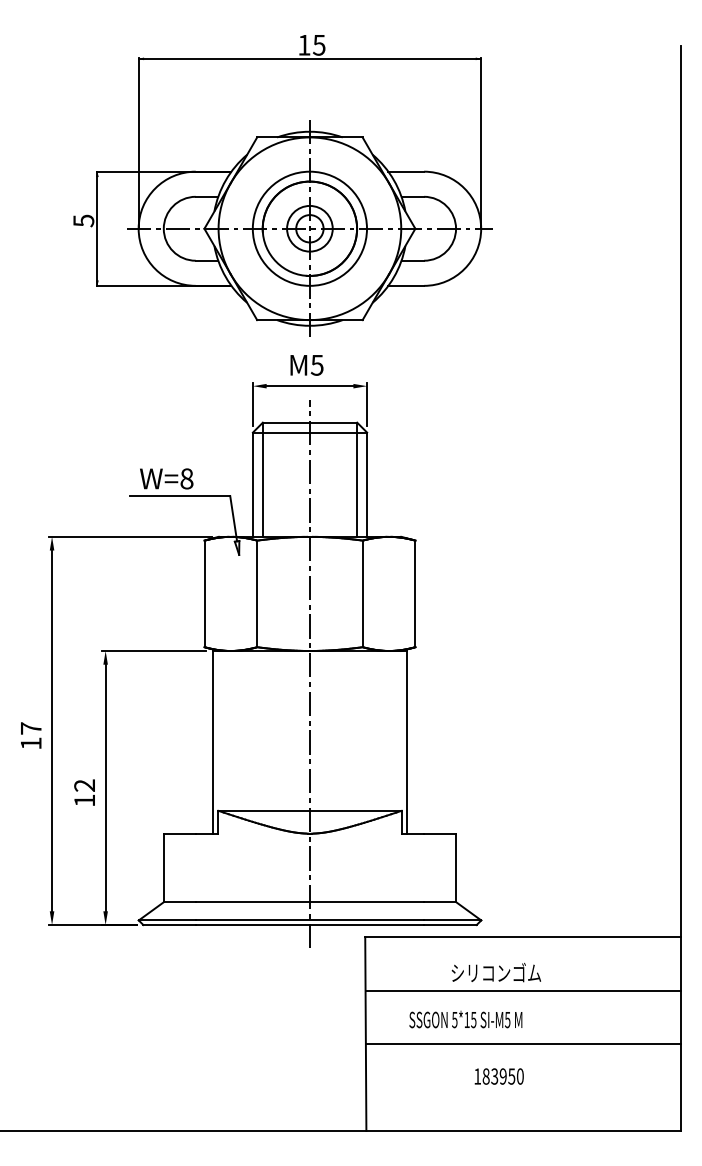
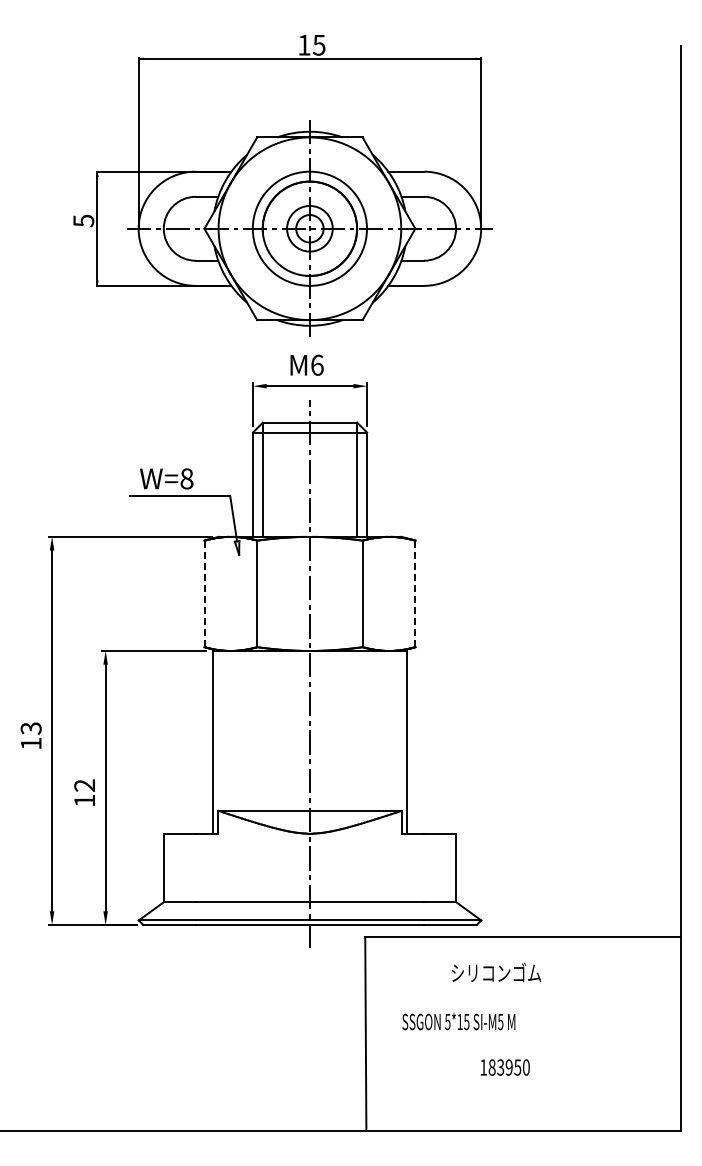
text: M5 -> M6 (316, 364)
line: solid -> dashed (204, 593)
line: solid -> dashed (415, 593)
text: 17 -> 13 (30, 728)
line: present -> none (523, 990)
text position: (465, 1019) -> (458, 1021) (458, 1021)
line: present -> none (523, 1043)
text position: (498, 1076) -> (504, 1067) (504, 1067)
